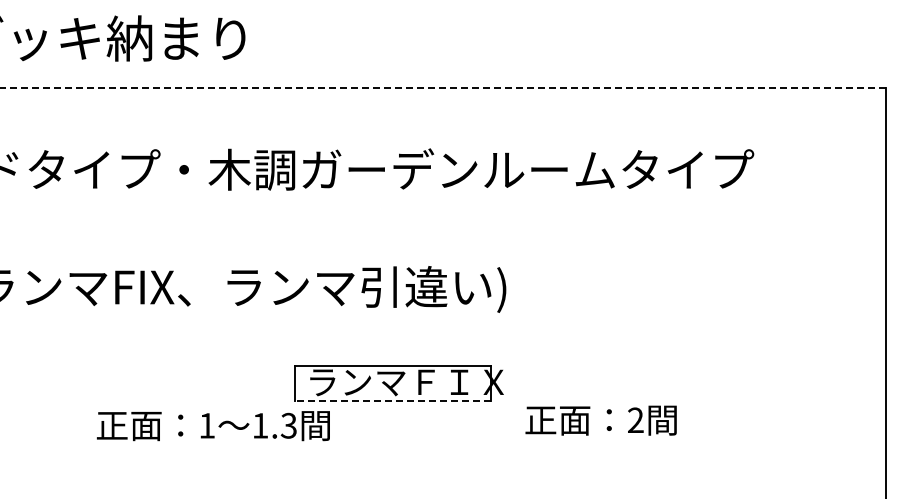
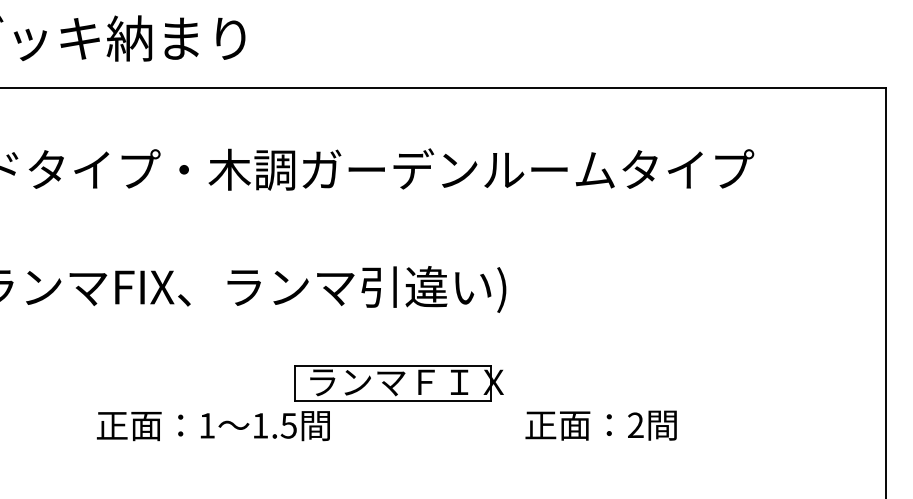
line: dashed -> solid (443, 87)
line: dashed -> solid (392, 401)
text position: (600, 420) -> (600, 425) (600, 425)
text: 1.3 -> 1.5 (288, 425)
